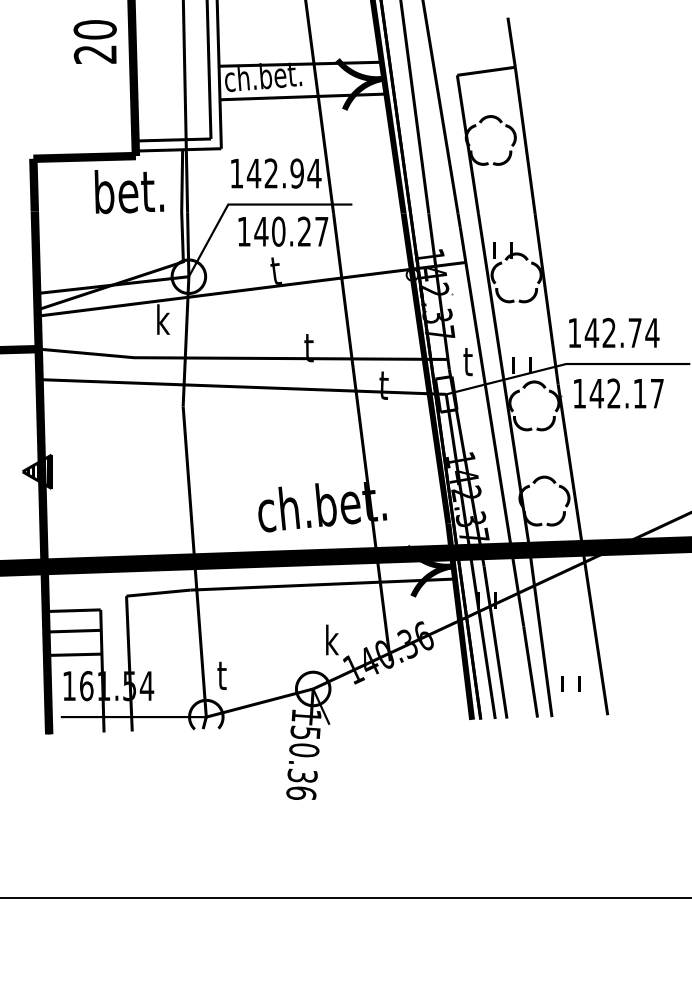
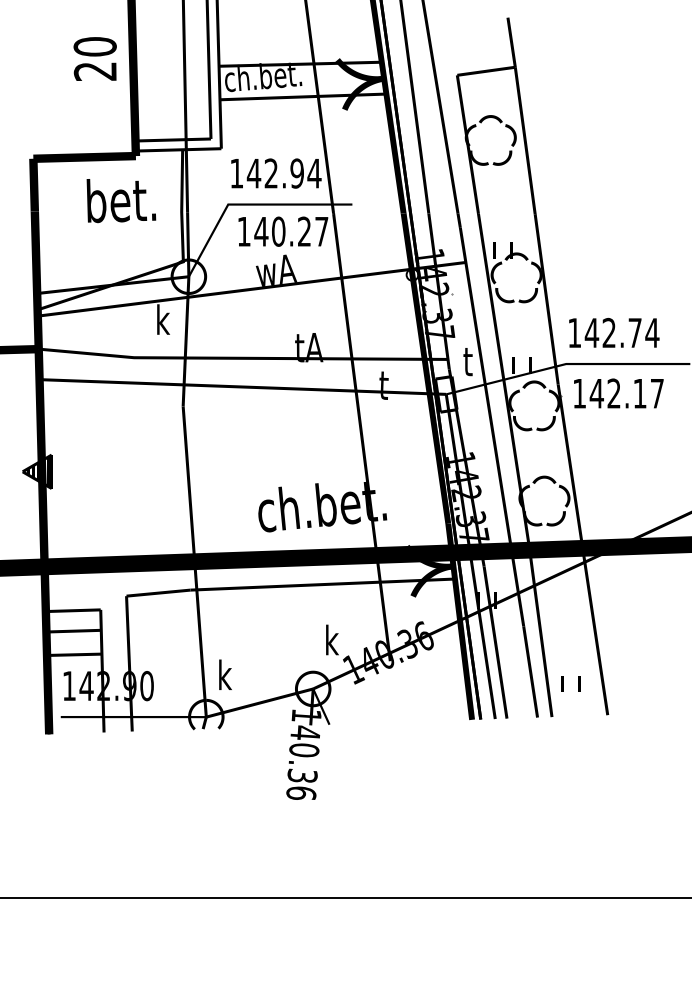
text position: (94, 41) -> (94, 58) (94, 58)
text position: (129, 192) -> (121, 201) (121, 201)
text: t -> wA (276, 270)
text: t -> tA (309, 347)
text: t -> k (224, 674)
text: 161.54 -> 142.90 (116, 686)
text: 150.36 -> 140.36 (305, 732)
